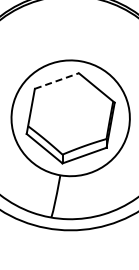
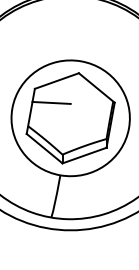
line: dashed -> solid (57, 80)
line: none -> present (51, 102)
